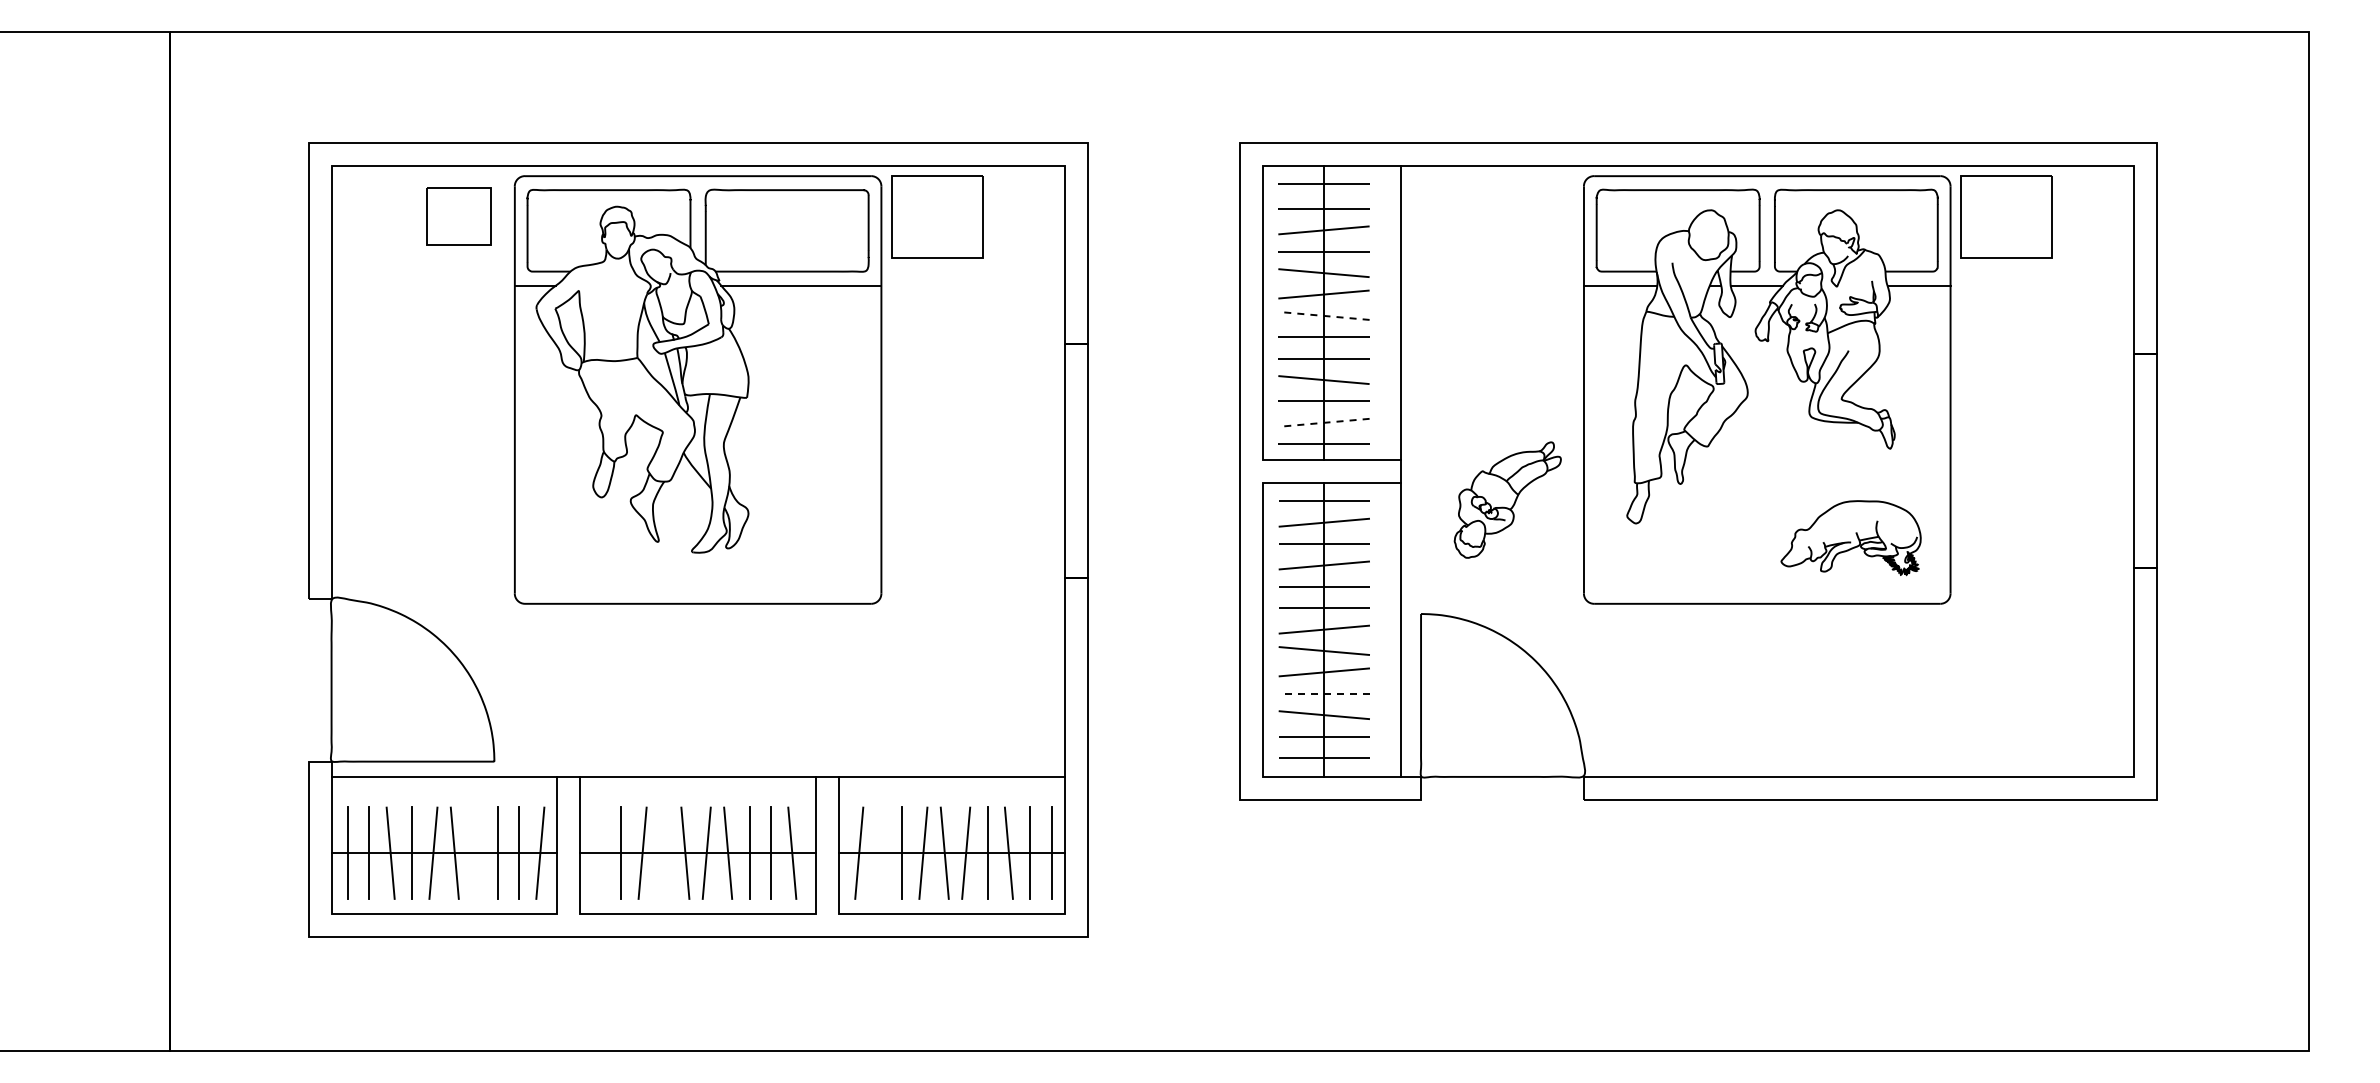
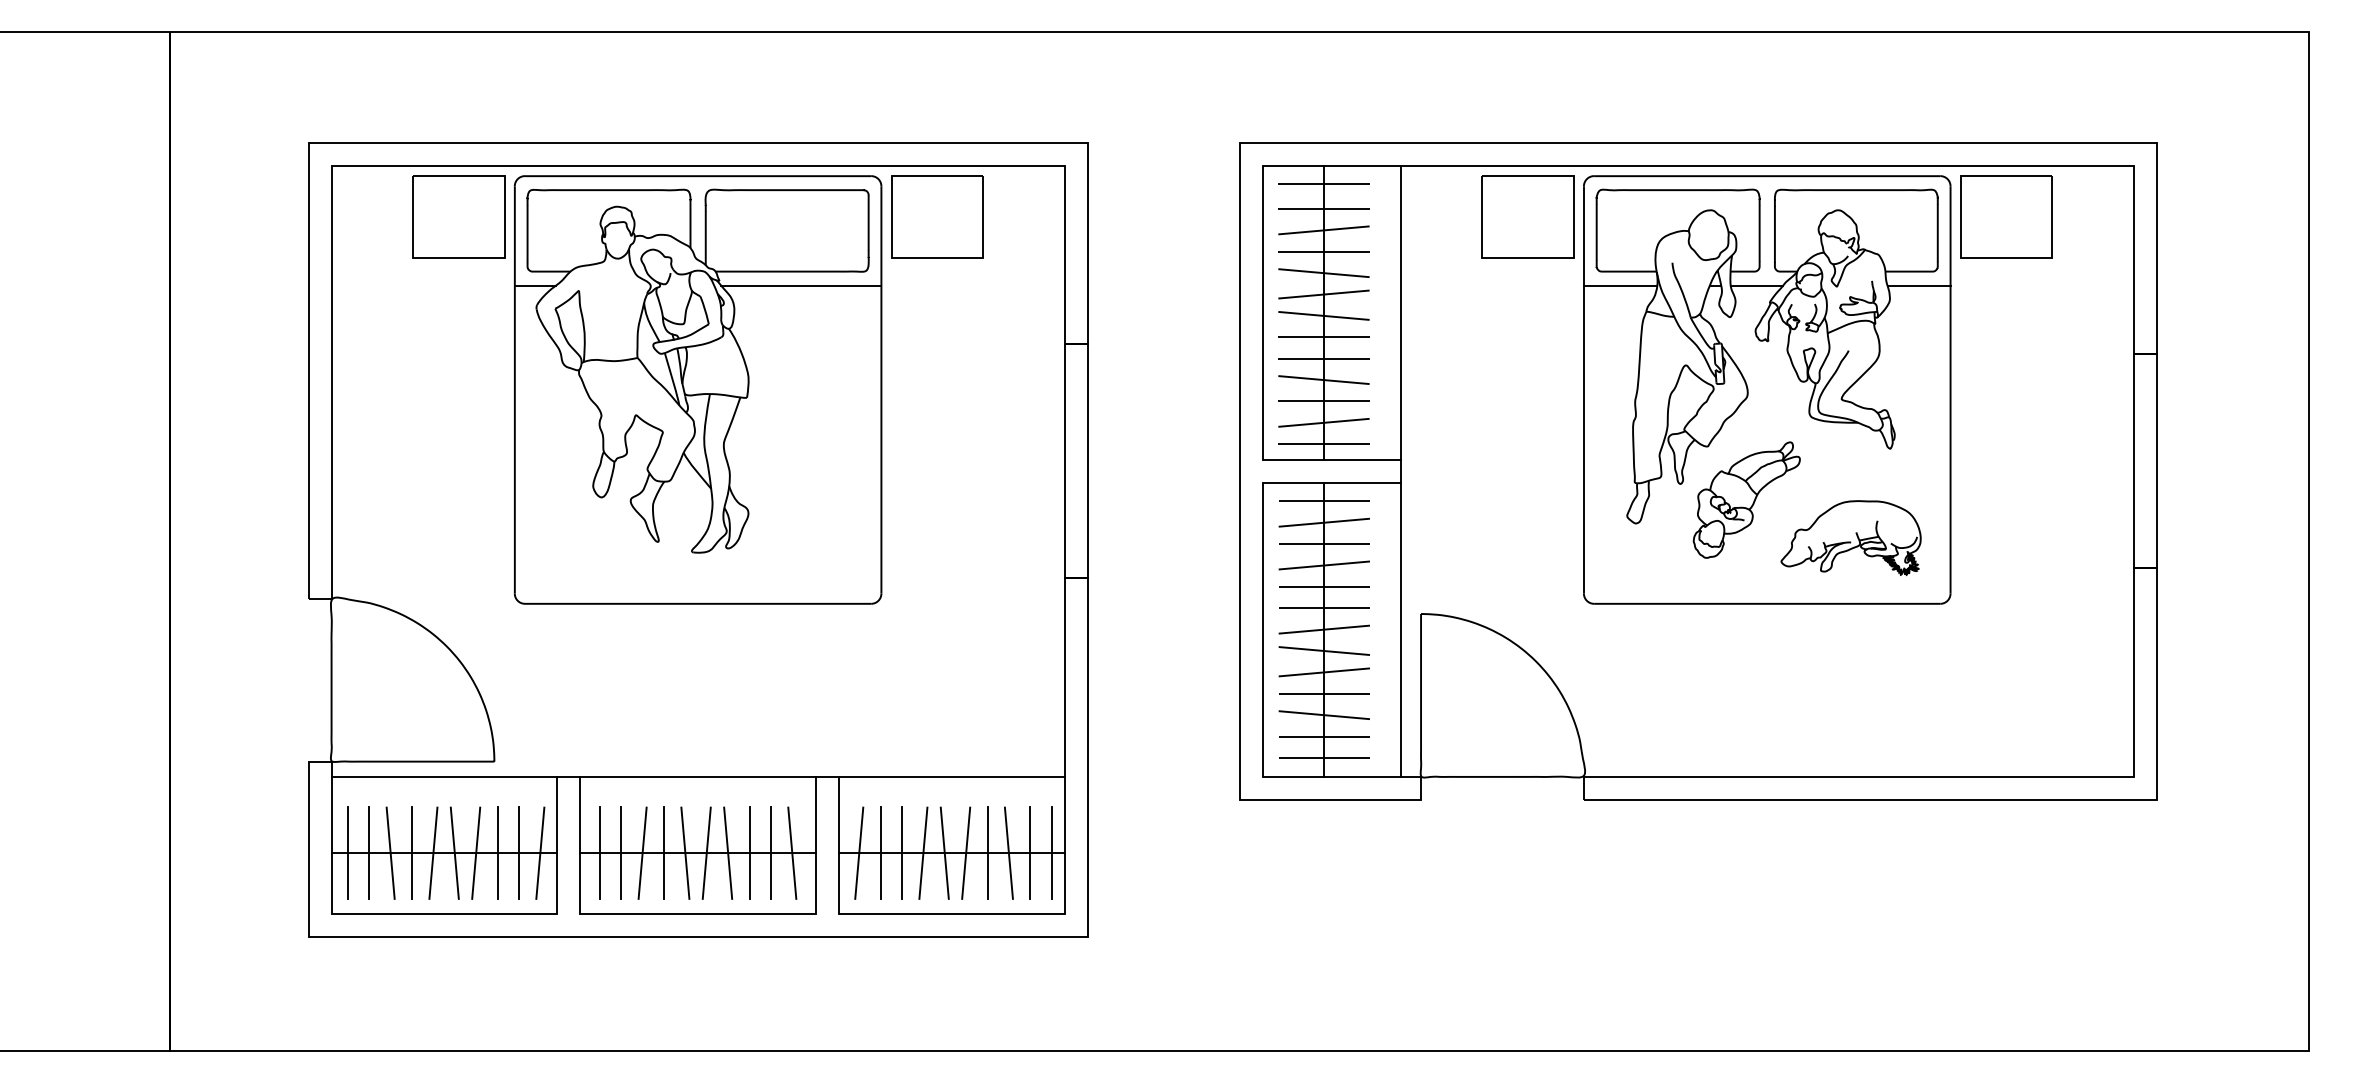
part size: 66x59 px -> 94x84 px (458, 216)
part: none -> present (1527, 216)
line: dashed -> solid (1323, 315)
line: dashed -> solid (1323, 422)
part position: (1507, 499) -> (1746, 499) (1746, 499)
line: dashed -> solid (1324, 693)
line: none -> present (476, 852)
line: none -> present (599, 853)
line: none -> present (663, 853)
line: none -> present (880, 853)
